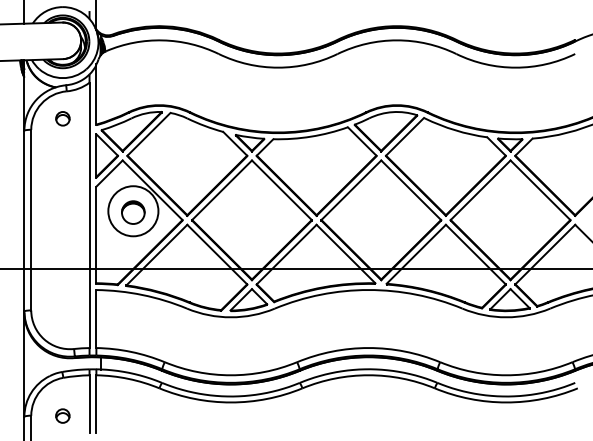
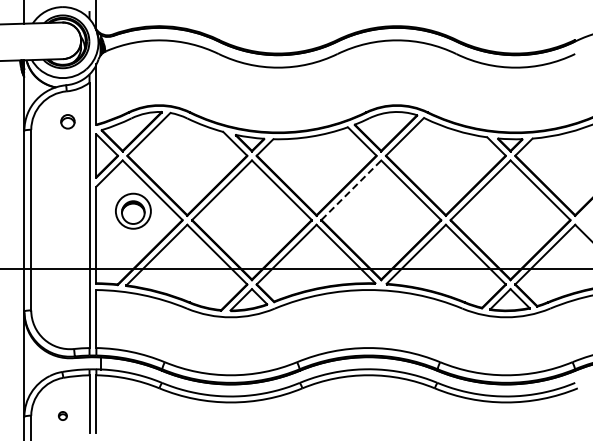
part position: (62, 118) -> (67, 121) (67, 121)
line: solid -> dashed (351, 189)
circle diameter: 50 px -> 35 px (132, 210)
part size: 16x16 px -> 10x10 px (62, 415)
